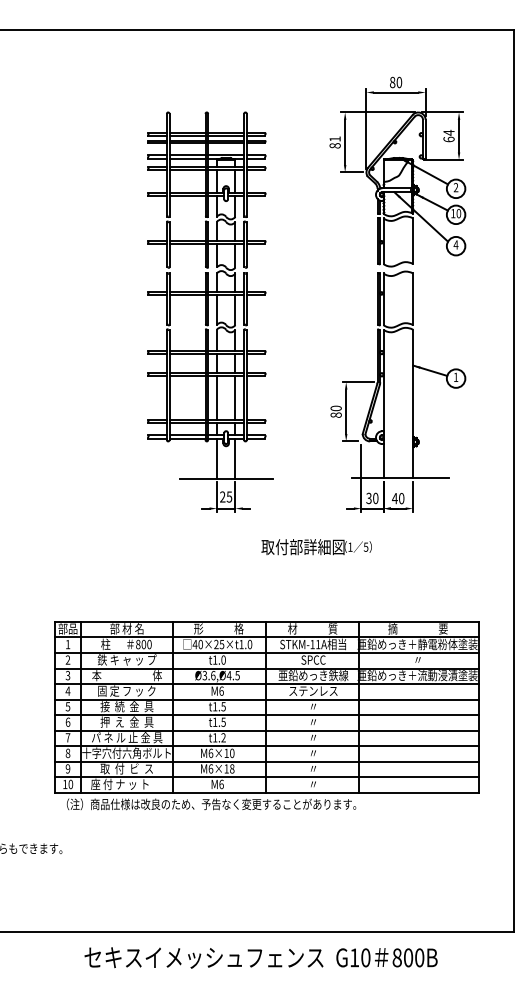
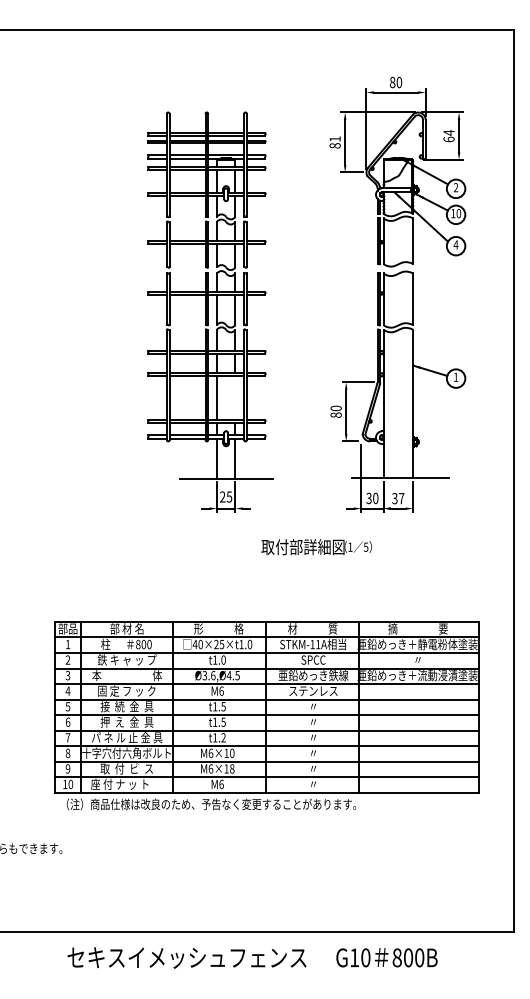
line: present -> none (235, 398)
text: 40 -> 37 (397, 498)
text position: (203, 957) -> (186, 957) (186, 957)
